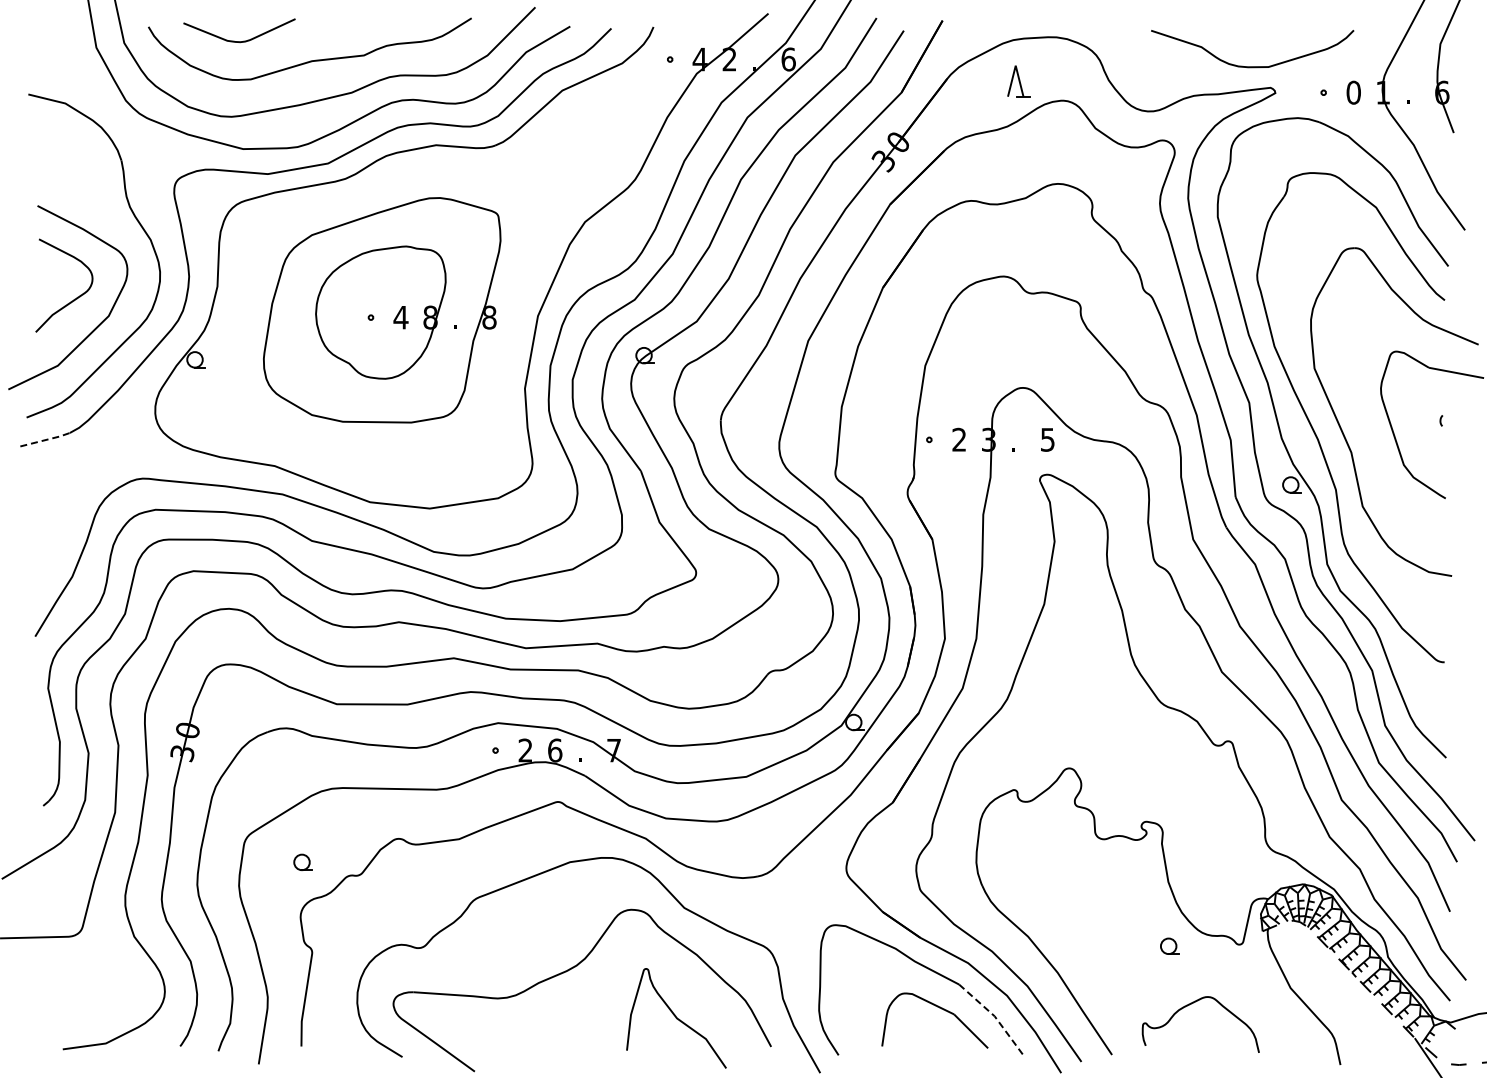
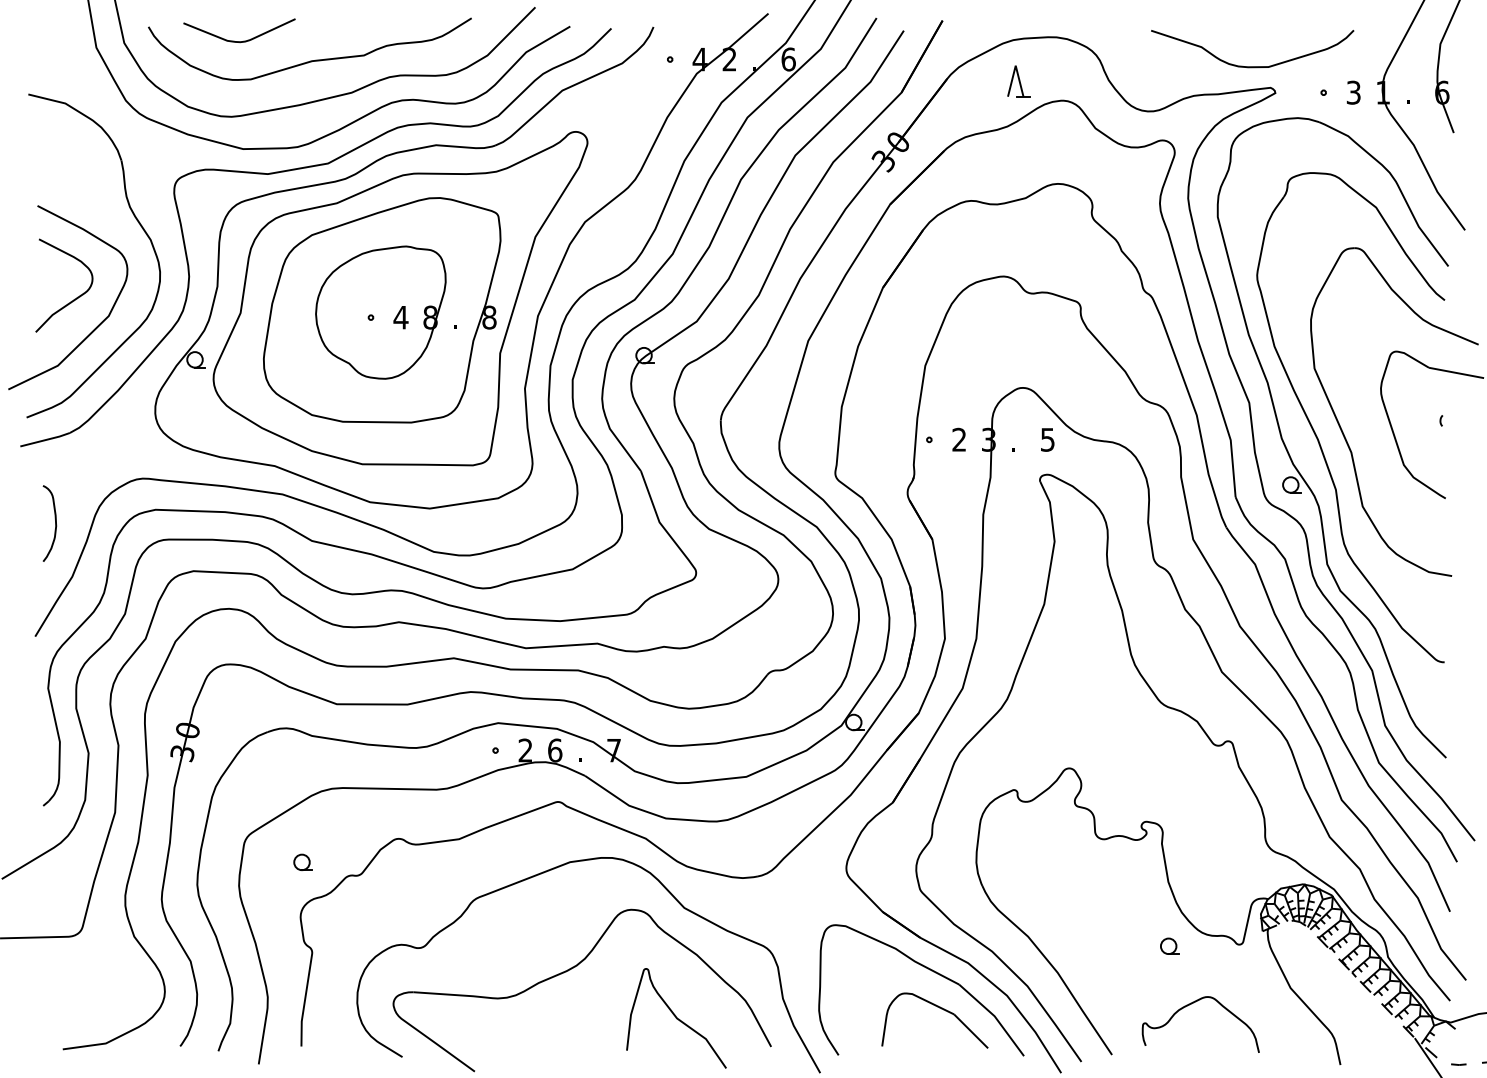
text: 0 -> 3 (1353, 92)
part: none -> present (400, 298)
line: dashed -> solid (46, 439)
curve: none -> present (55, 523)
line: dashed -> solid (995, 1017)
